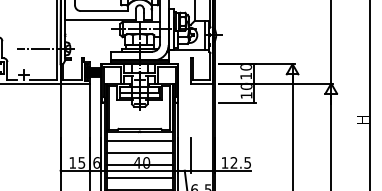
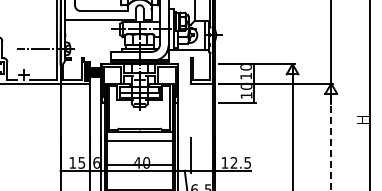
line: solid -> dashed (331, 143)
line: present -> none (139, 153)
line: present -> none (139, 177)
